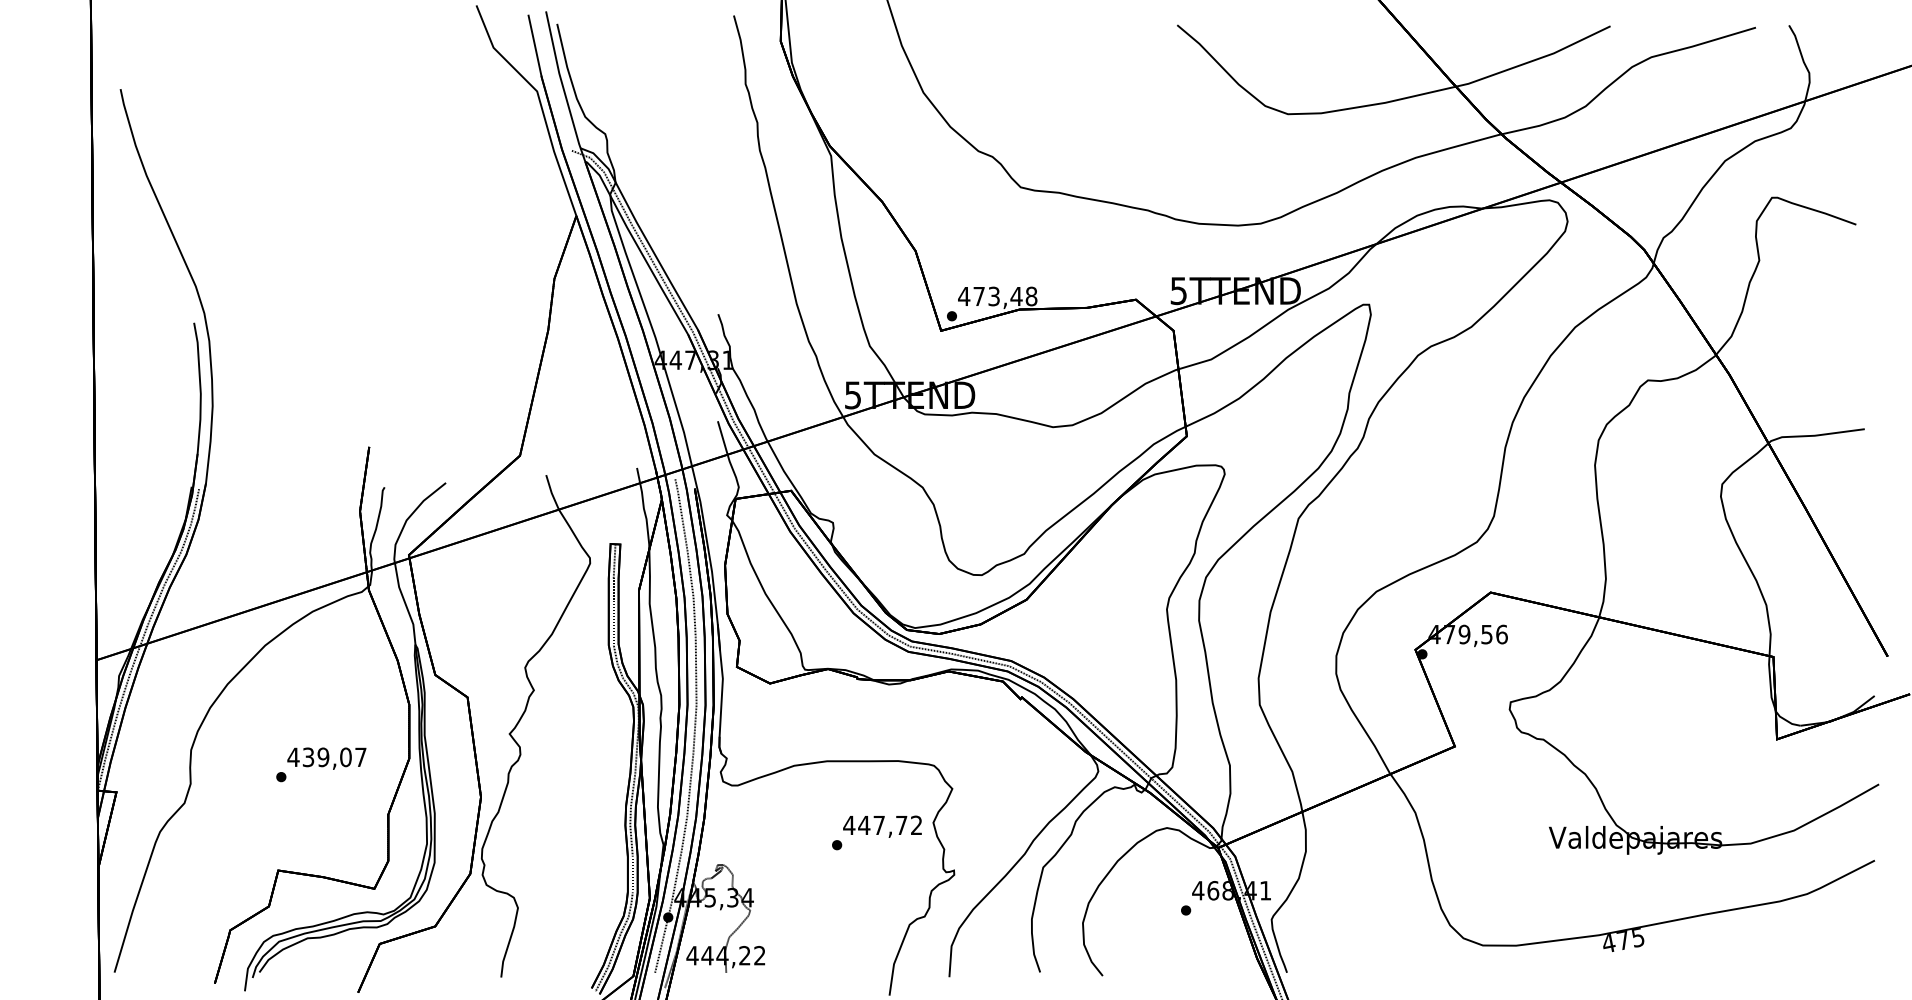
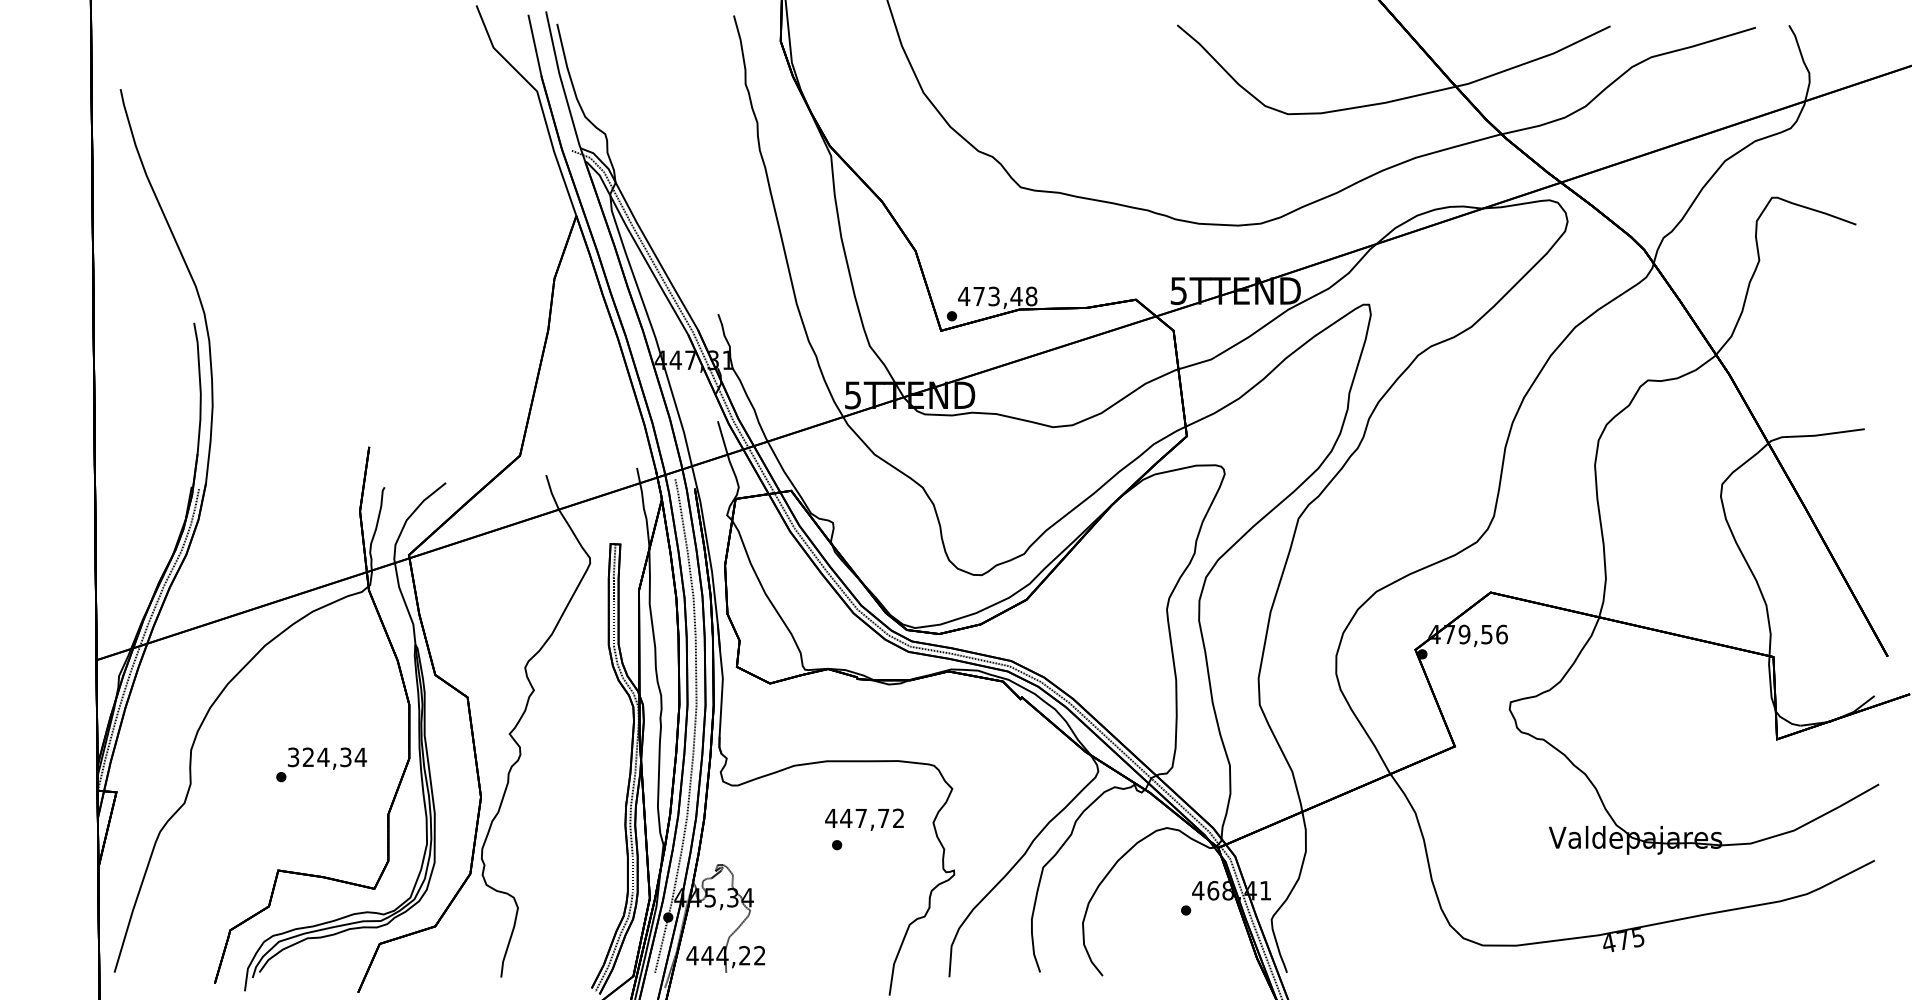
text: 439,07 -> 324,34 (327, 757)
text position: (882, 826) -> (864, 819) (864, 819)
